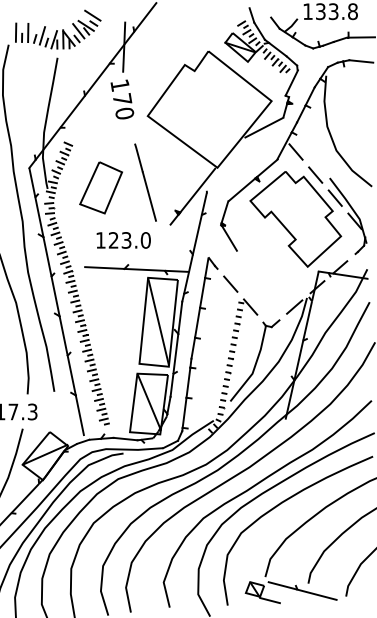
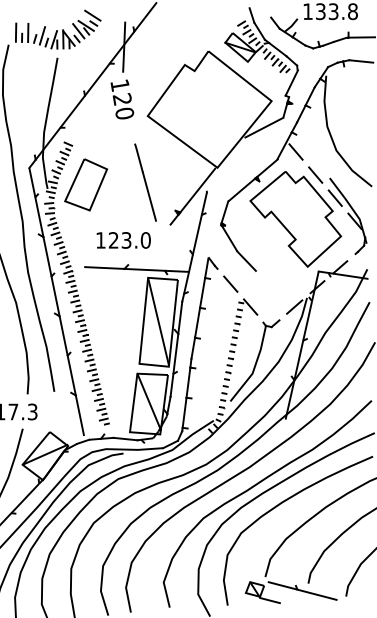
text: 170 -> 120 (122, 99)
part position: (100, 187) -> (85, 184) (85, 184)
line: none -> present (246, 260)
